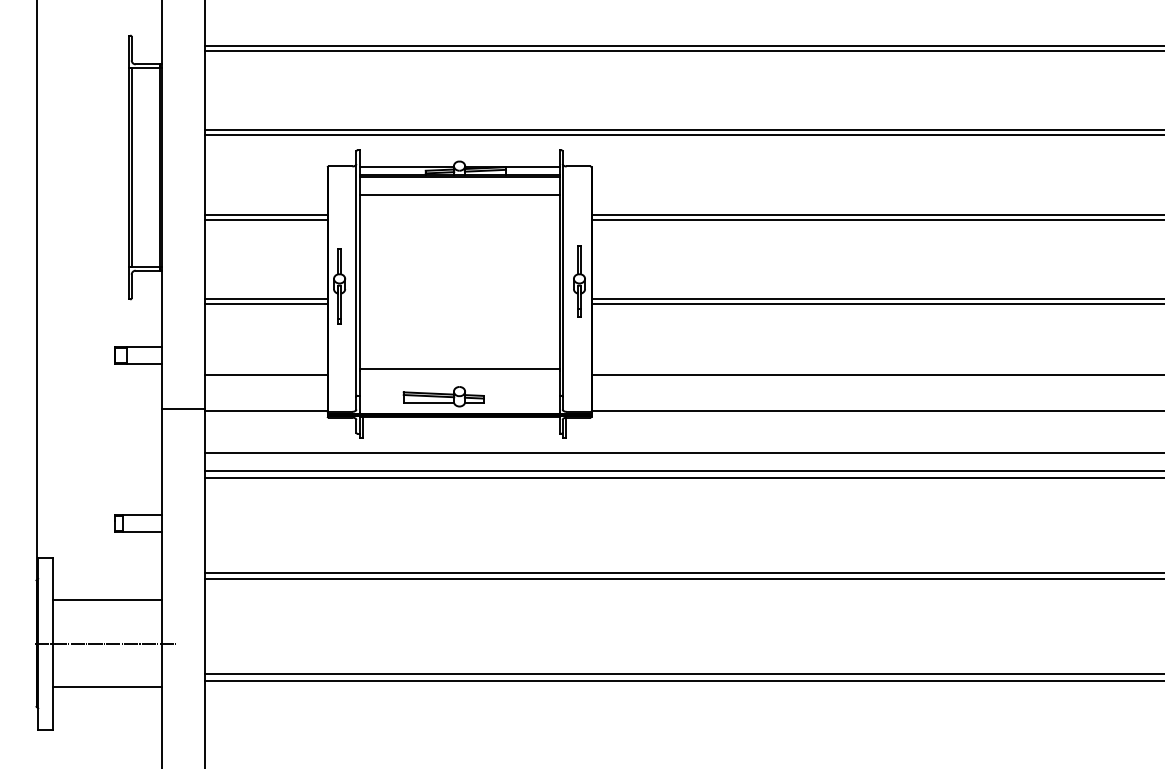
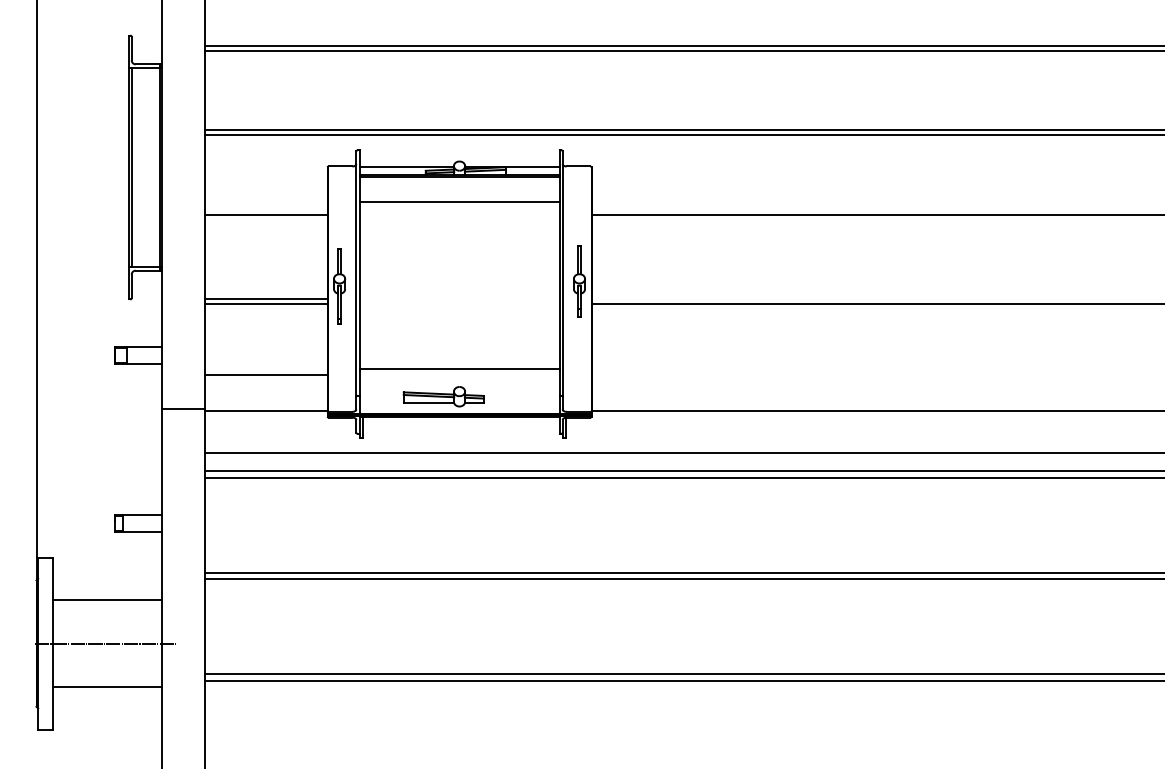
line position: (459, 194) -> (459, 201) (459, 201)
line: present -> none (266, 219)
line: present -> none (876, 219)
line: present -> none (876, 298)
line: present -> none (876, 375)
